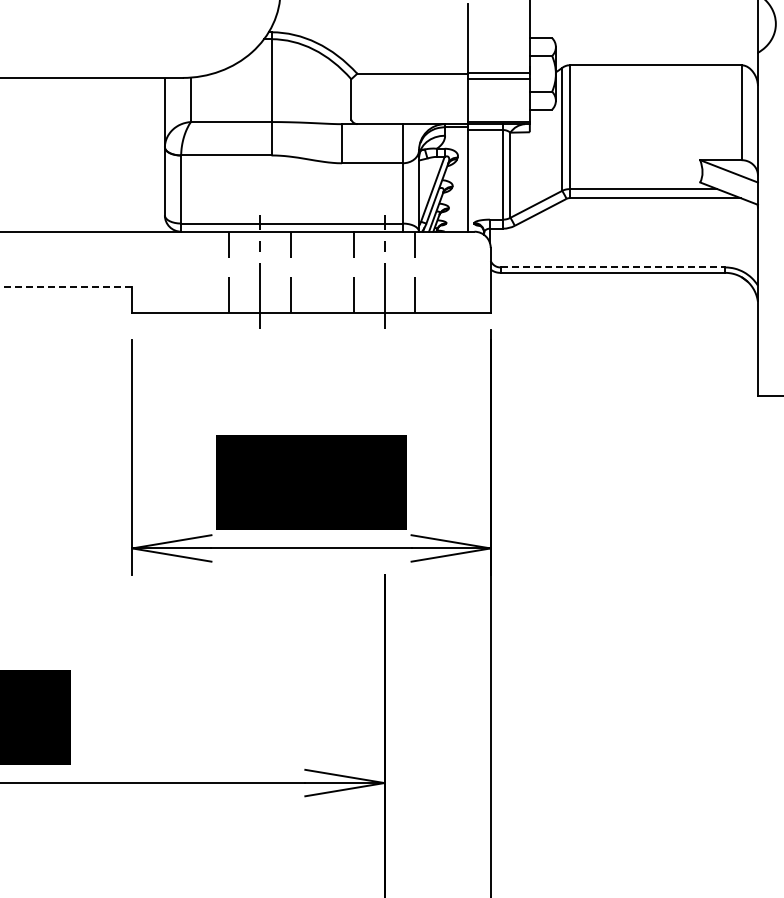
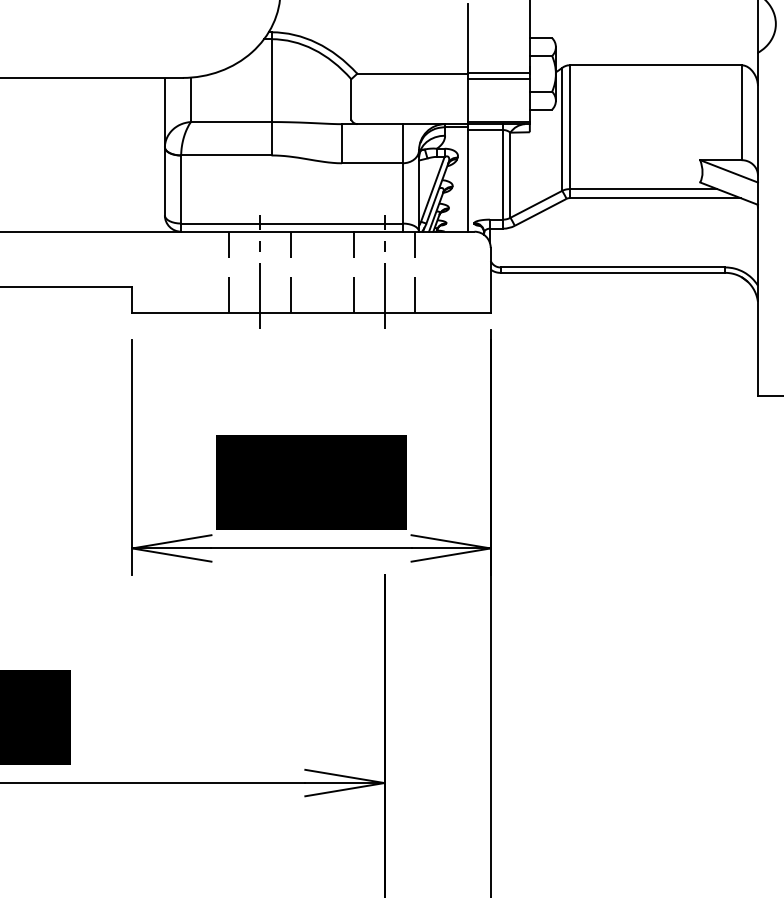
line: dashed -> solid (613, 267)
line: dashed -> solid (66, 287)
